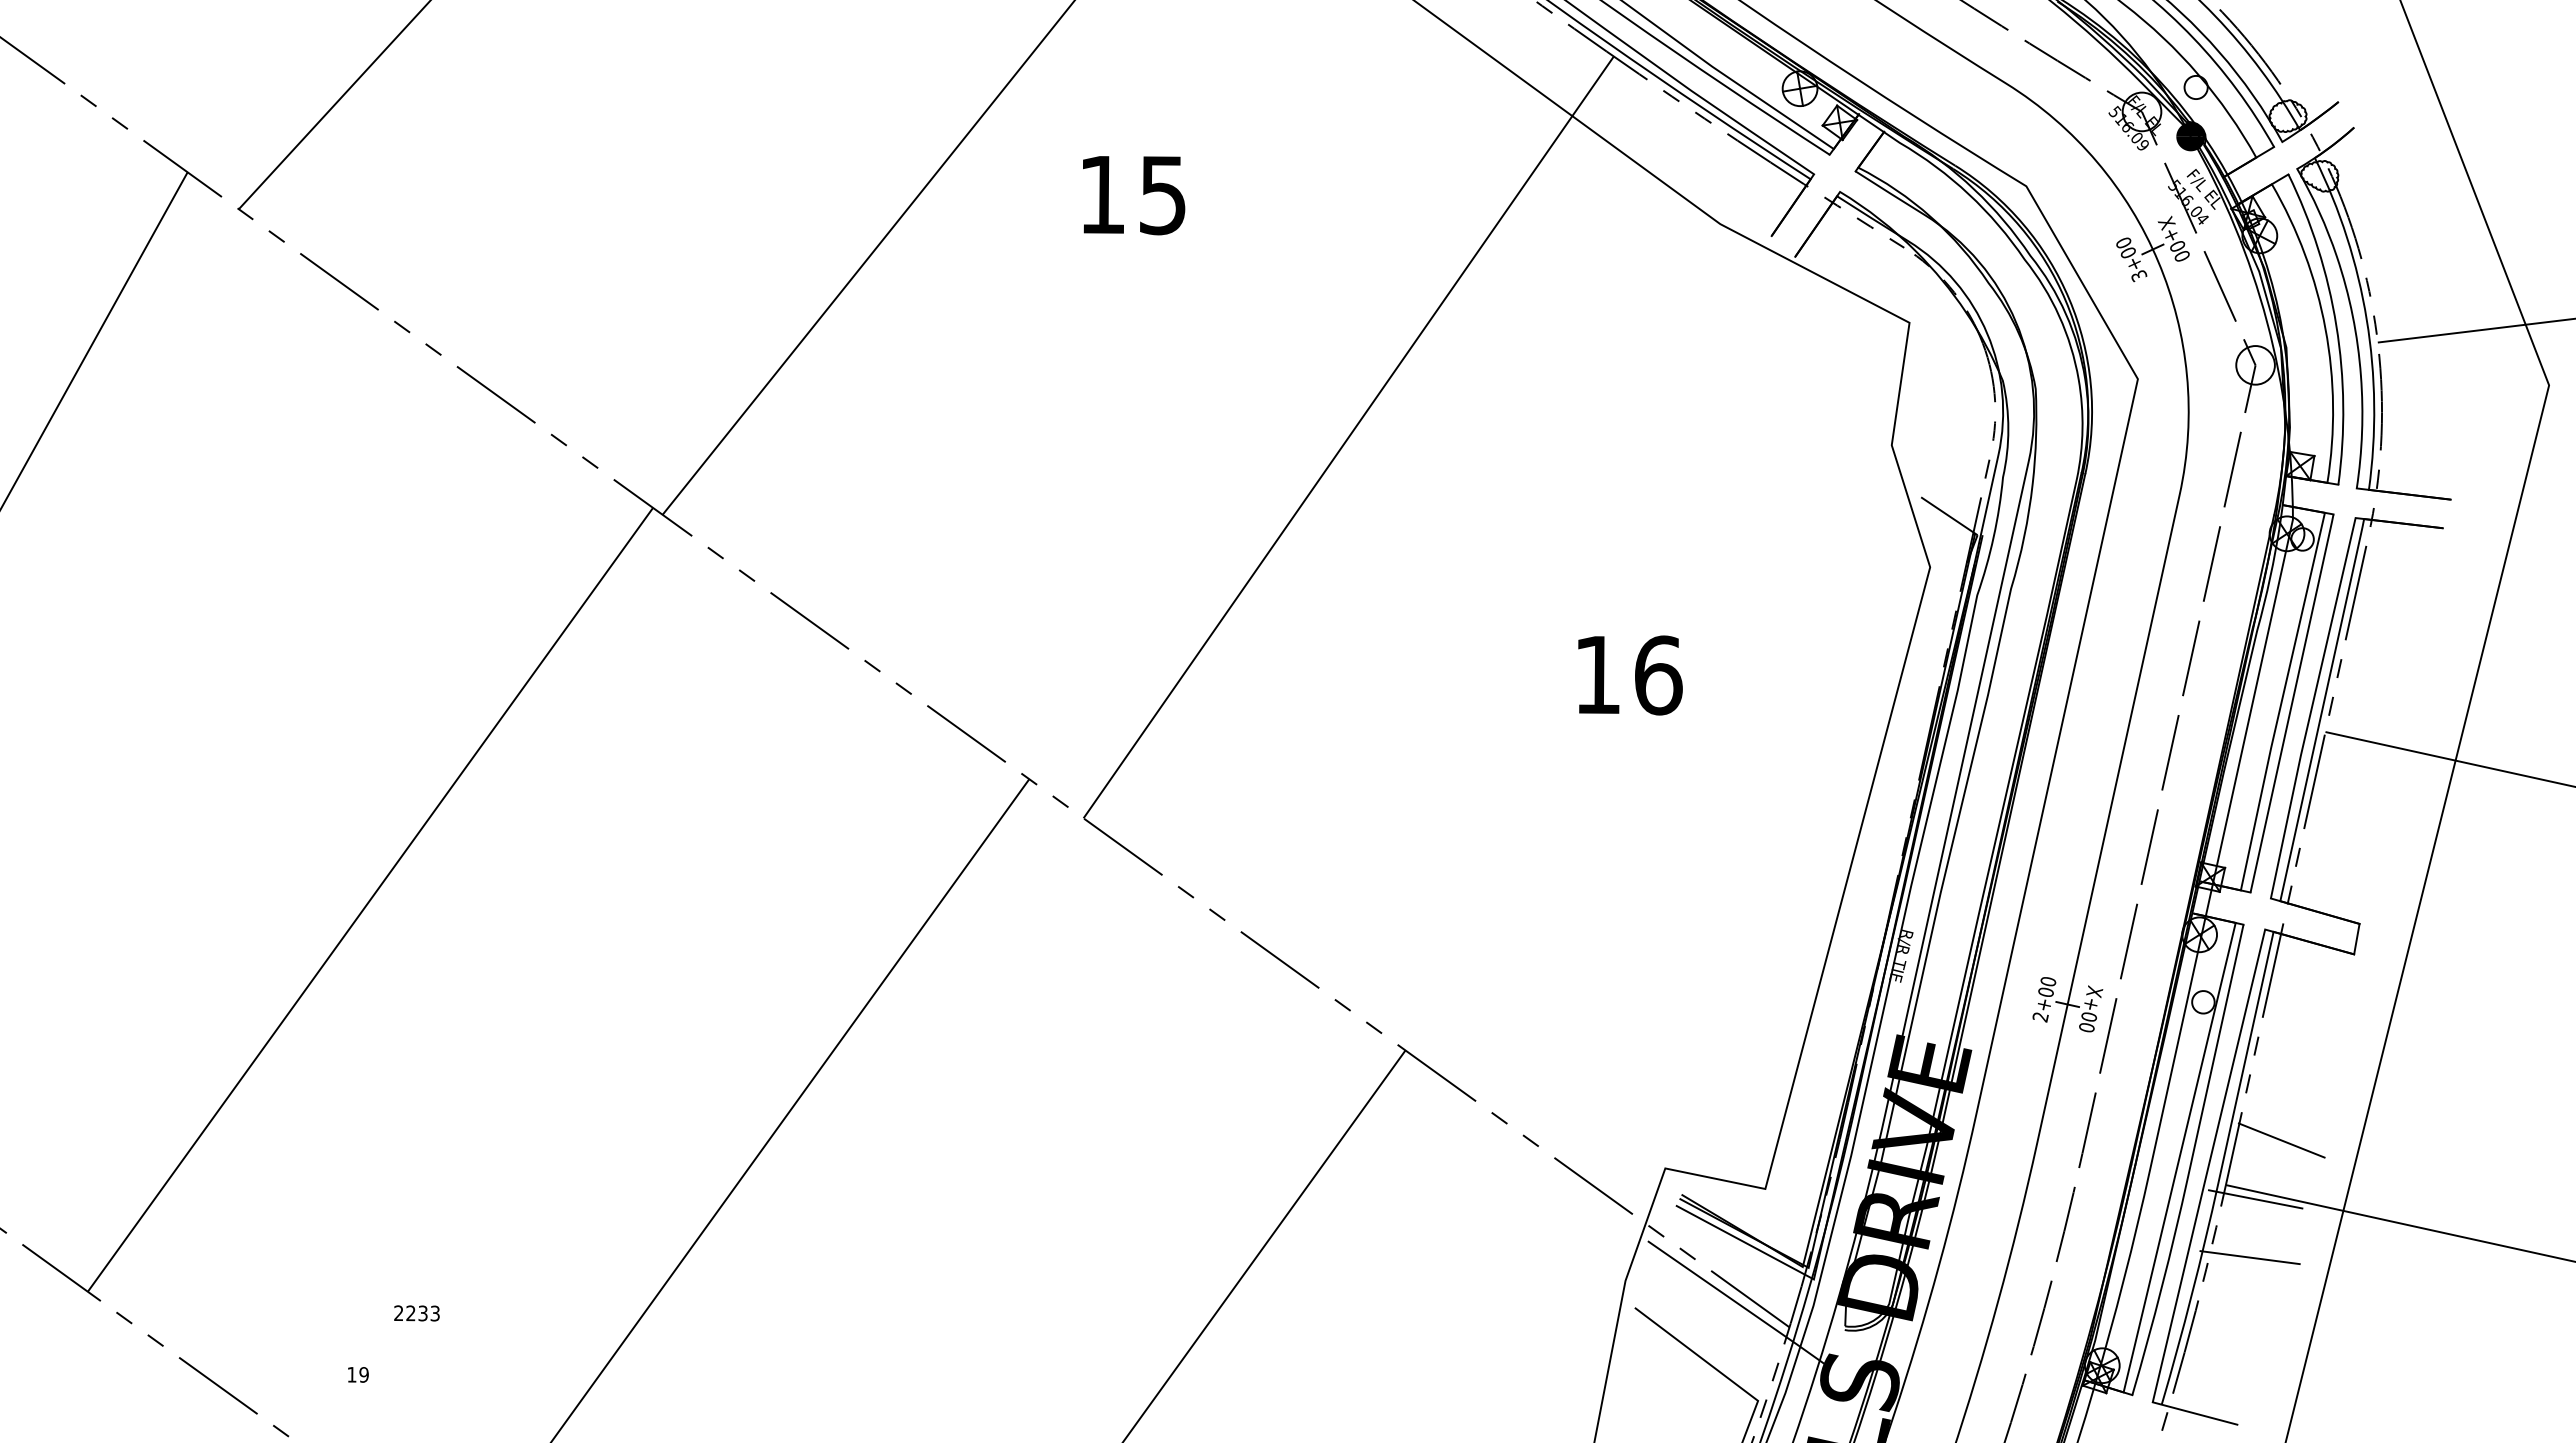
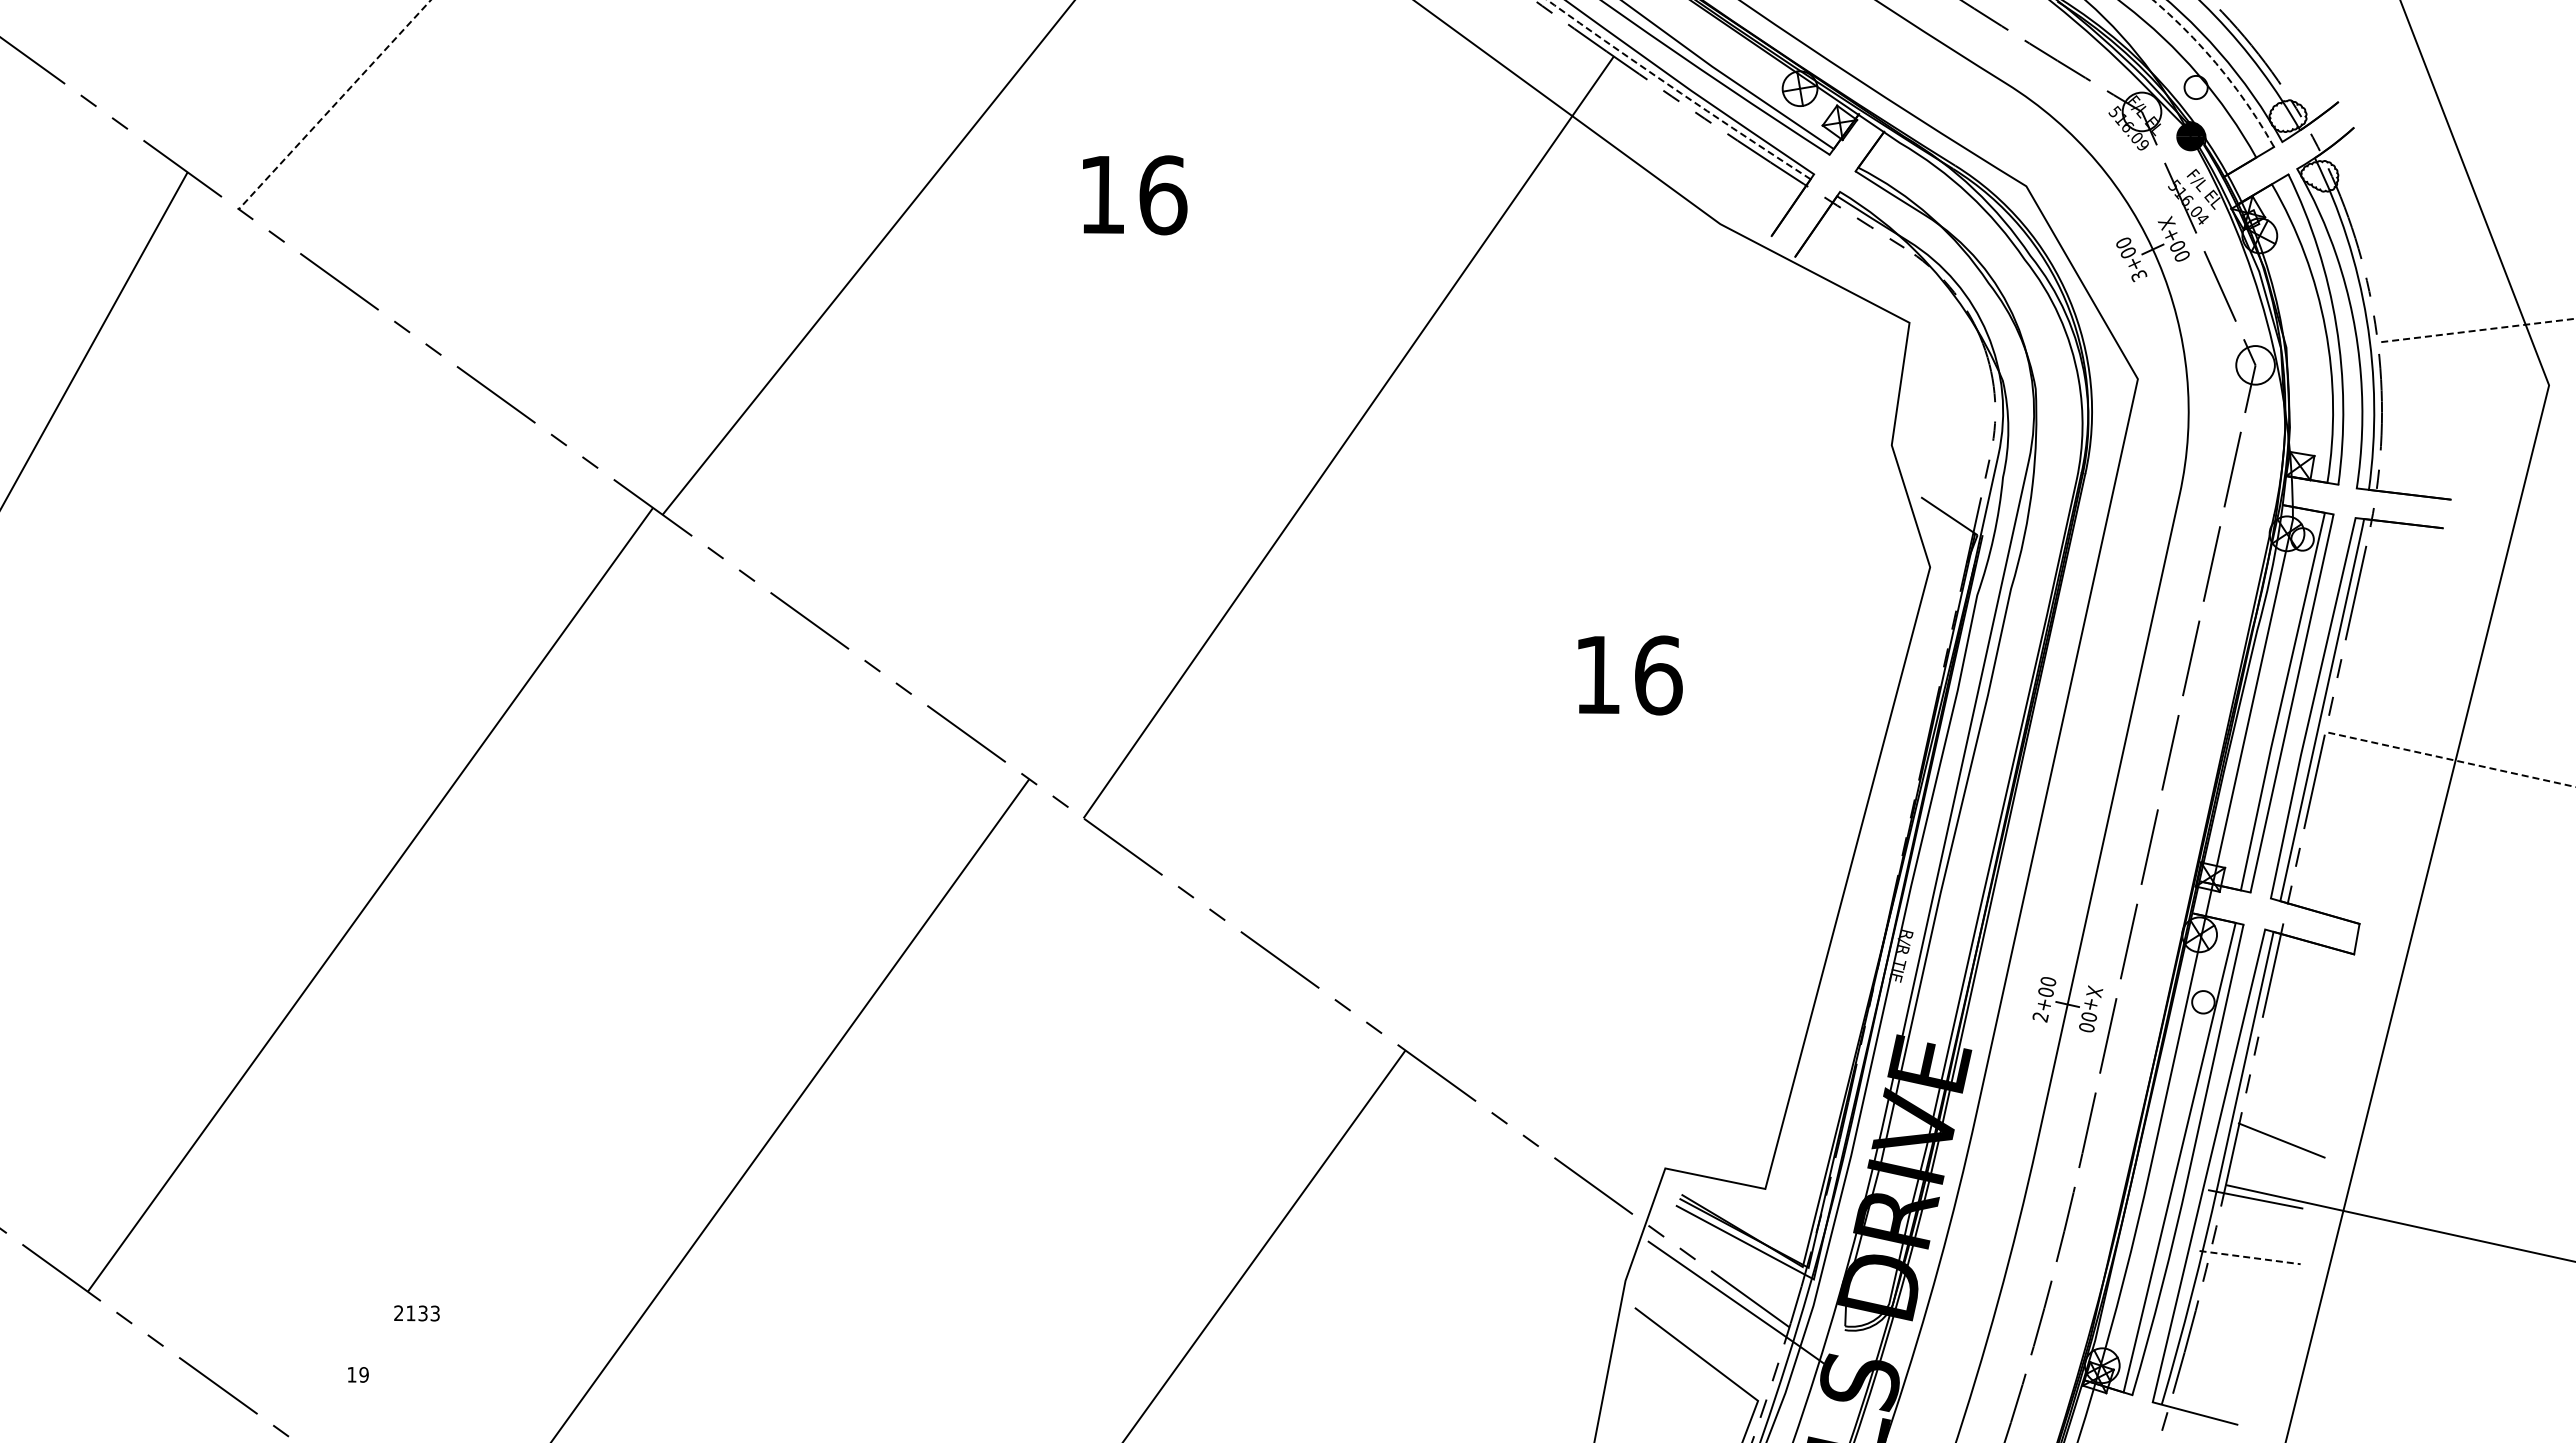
line: solid -> dashed (2220, 68)
line: solid -> dashed (1677, 90)
line: solid -> dashed (334, 104)
text: 15 -> 16 (1163, 195)
line: solid -> dashed (2476, 330)
line: solid -> dashed (2450, 759)
line: solid -> dashed (2250, 1257)
text: 2233 -> 2133 (410, 1312)
